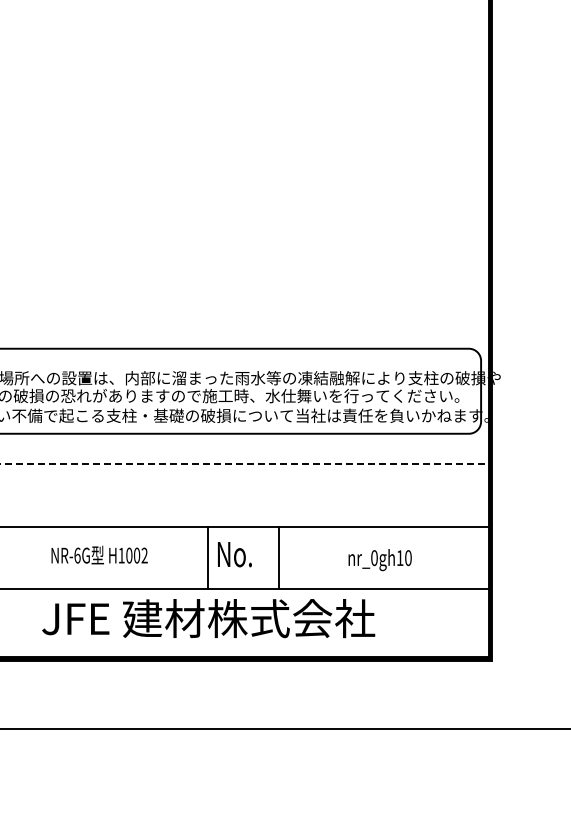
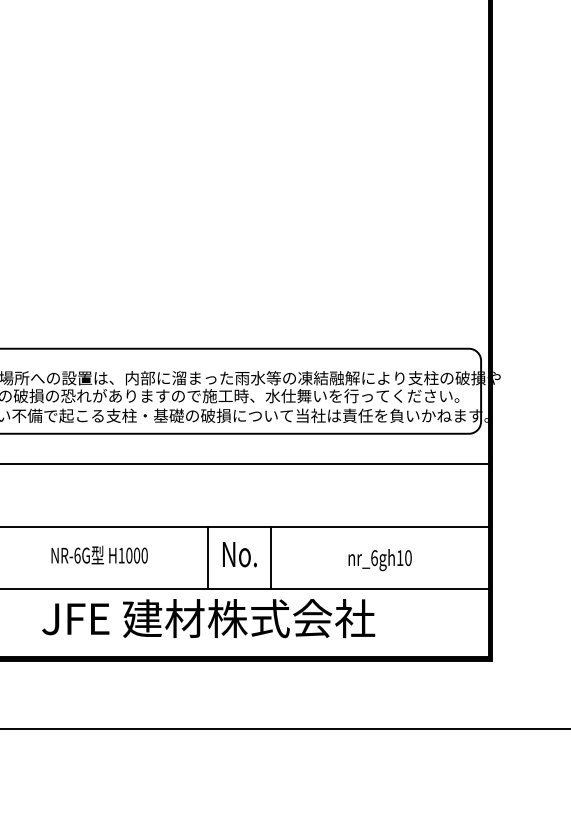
line: dashed -> solid (245, 464)
text position: (234, 554) -> (239, 554) (239, 554)
text: H1002 -> H1000 (144, 555)
line position: (278, 557) -> (270, 557) (270, 557)
text: nr_0gh10 -> nr_6gh10 (374, 557)
